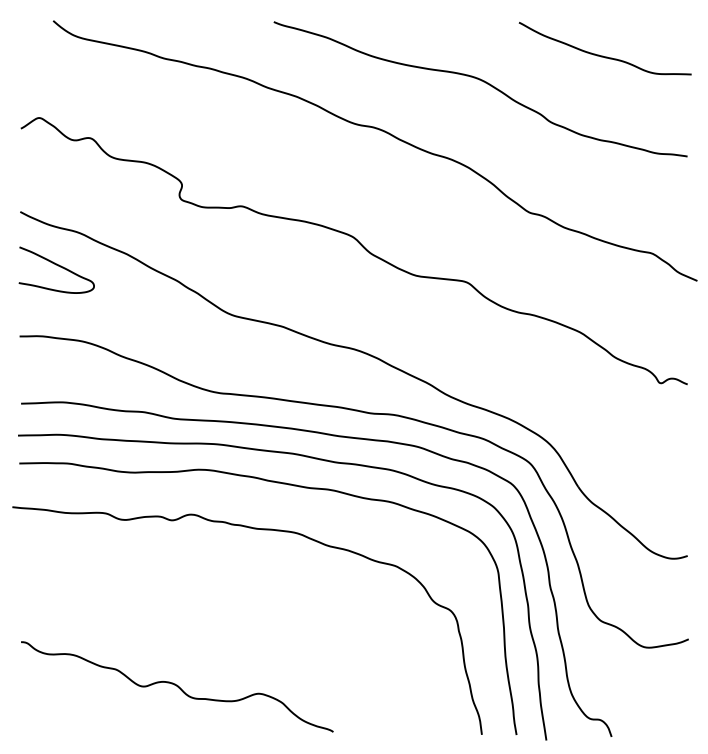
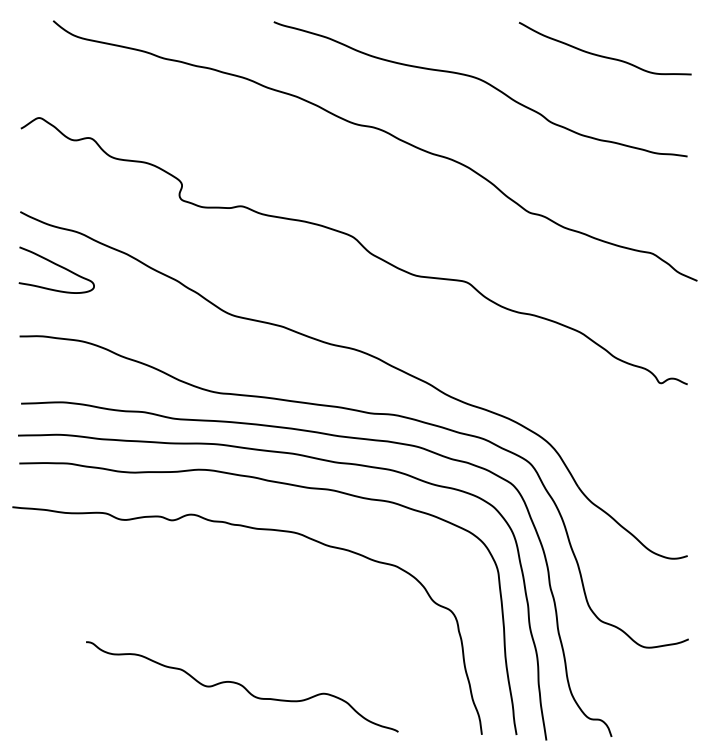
curve position: (177, 686) -> (242, 686) (242, 686)
